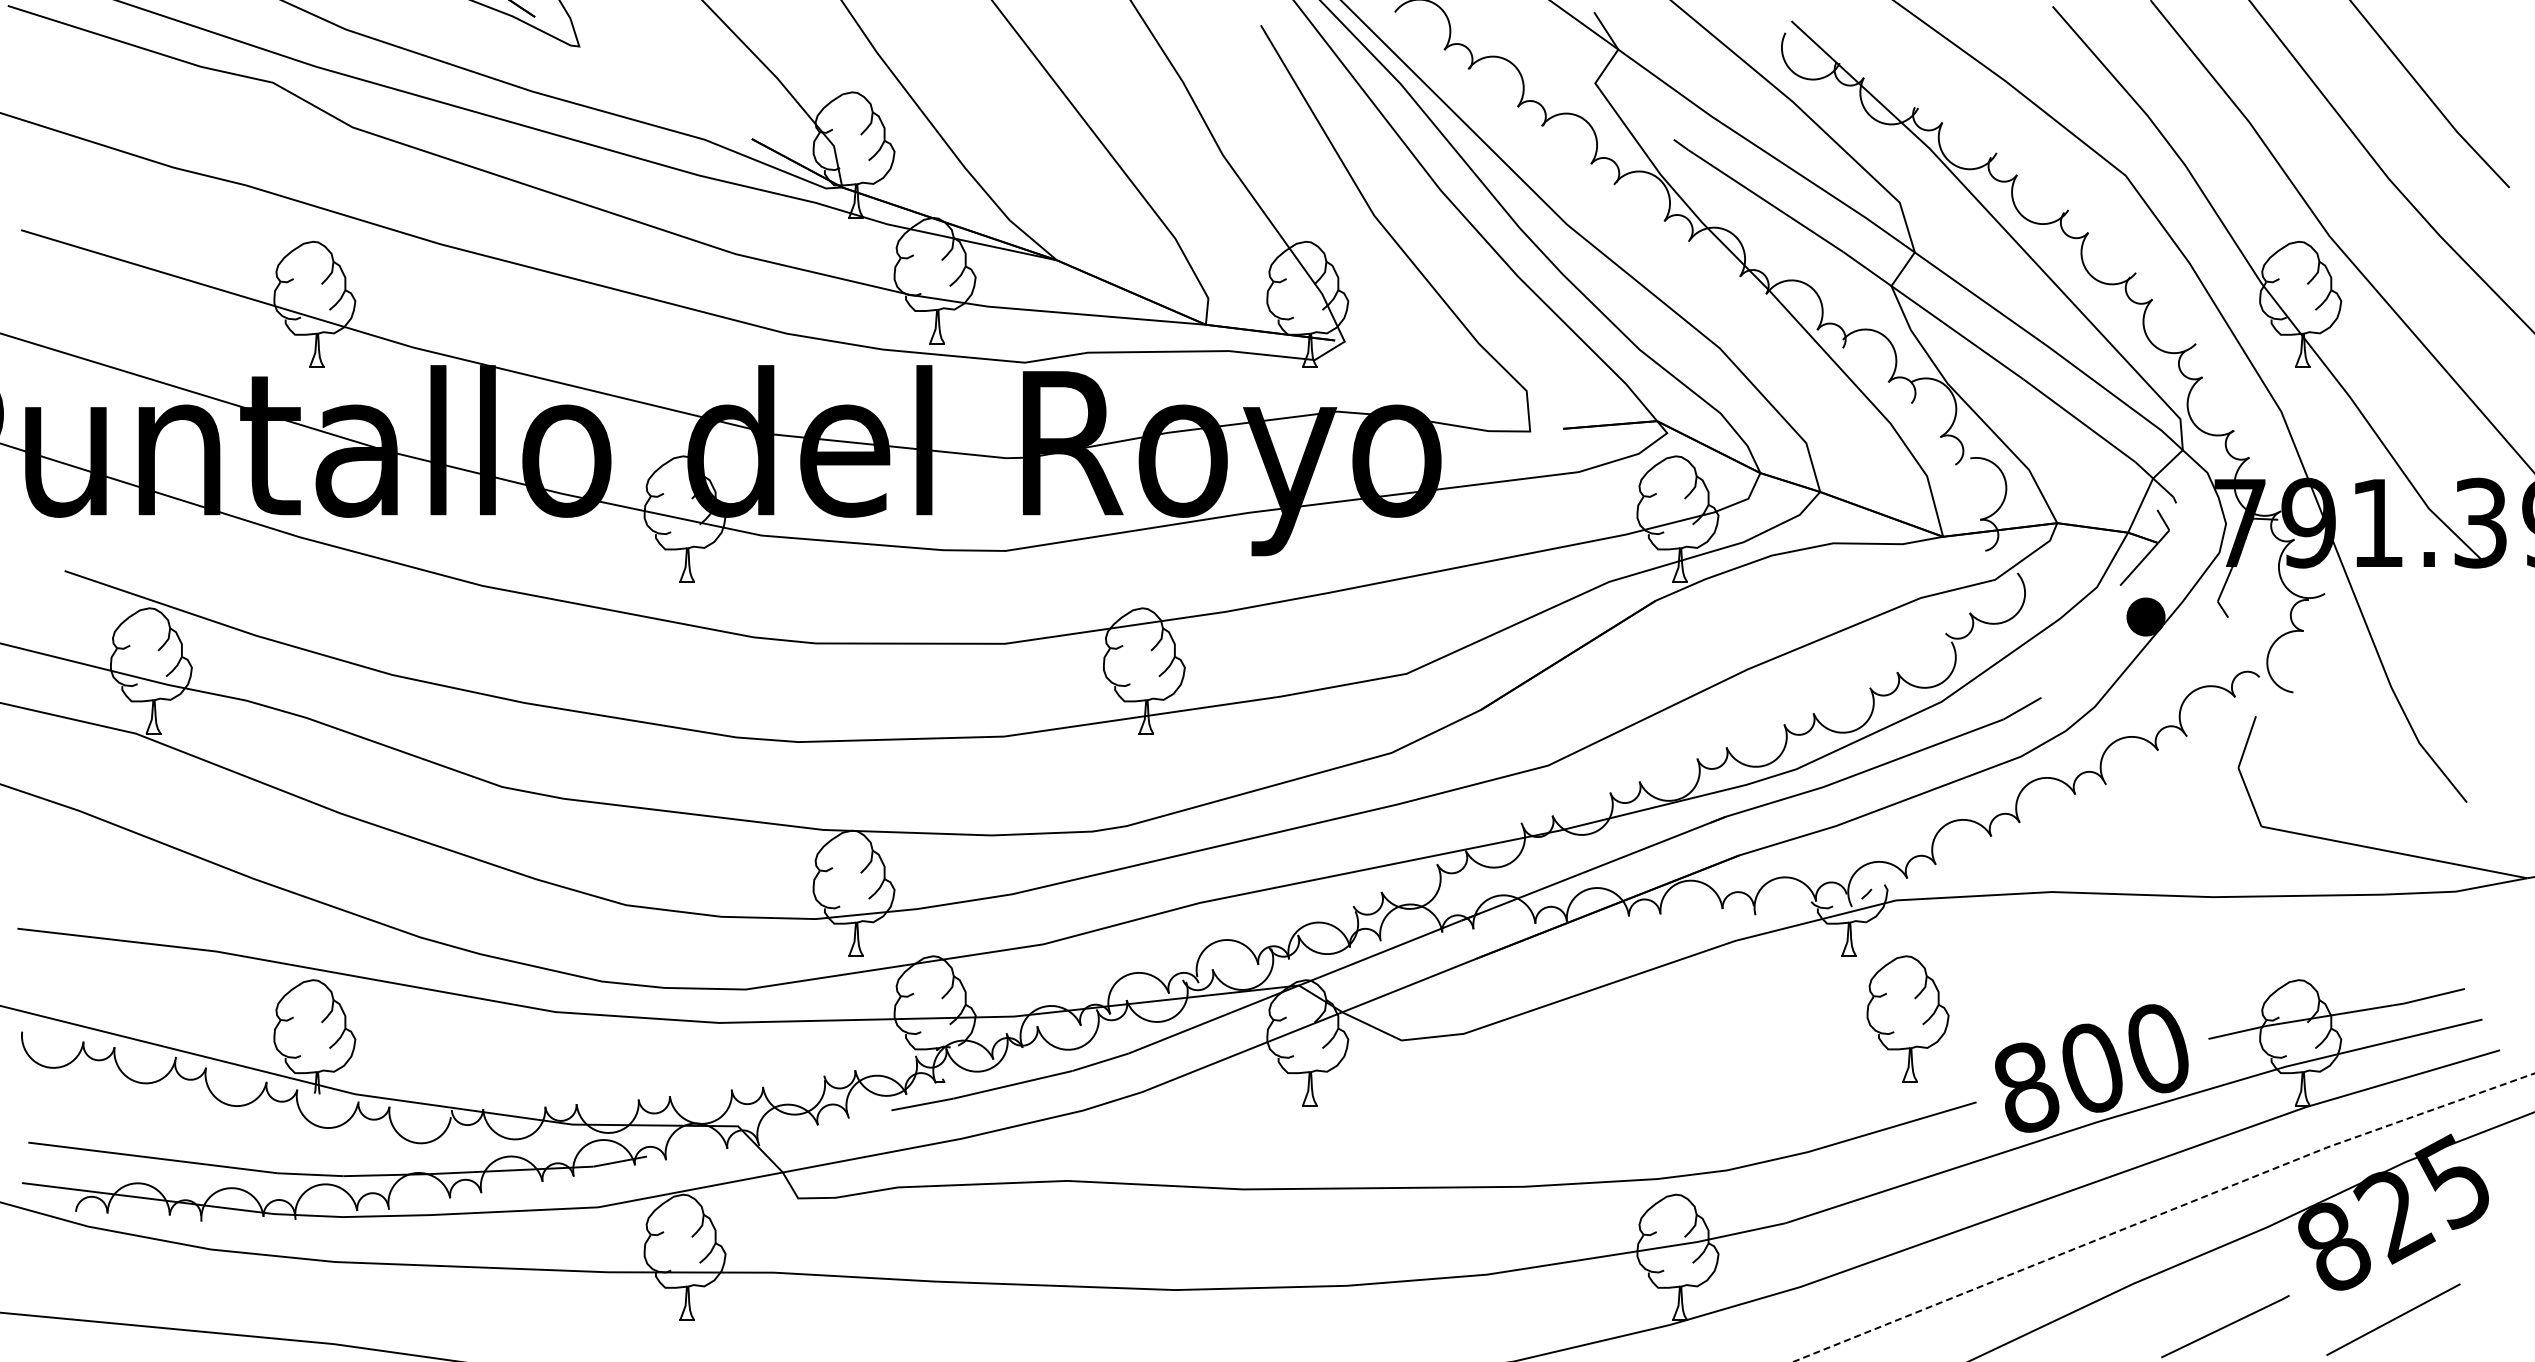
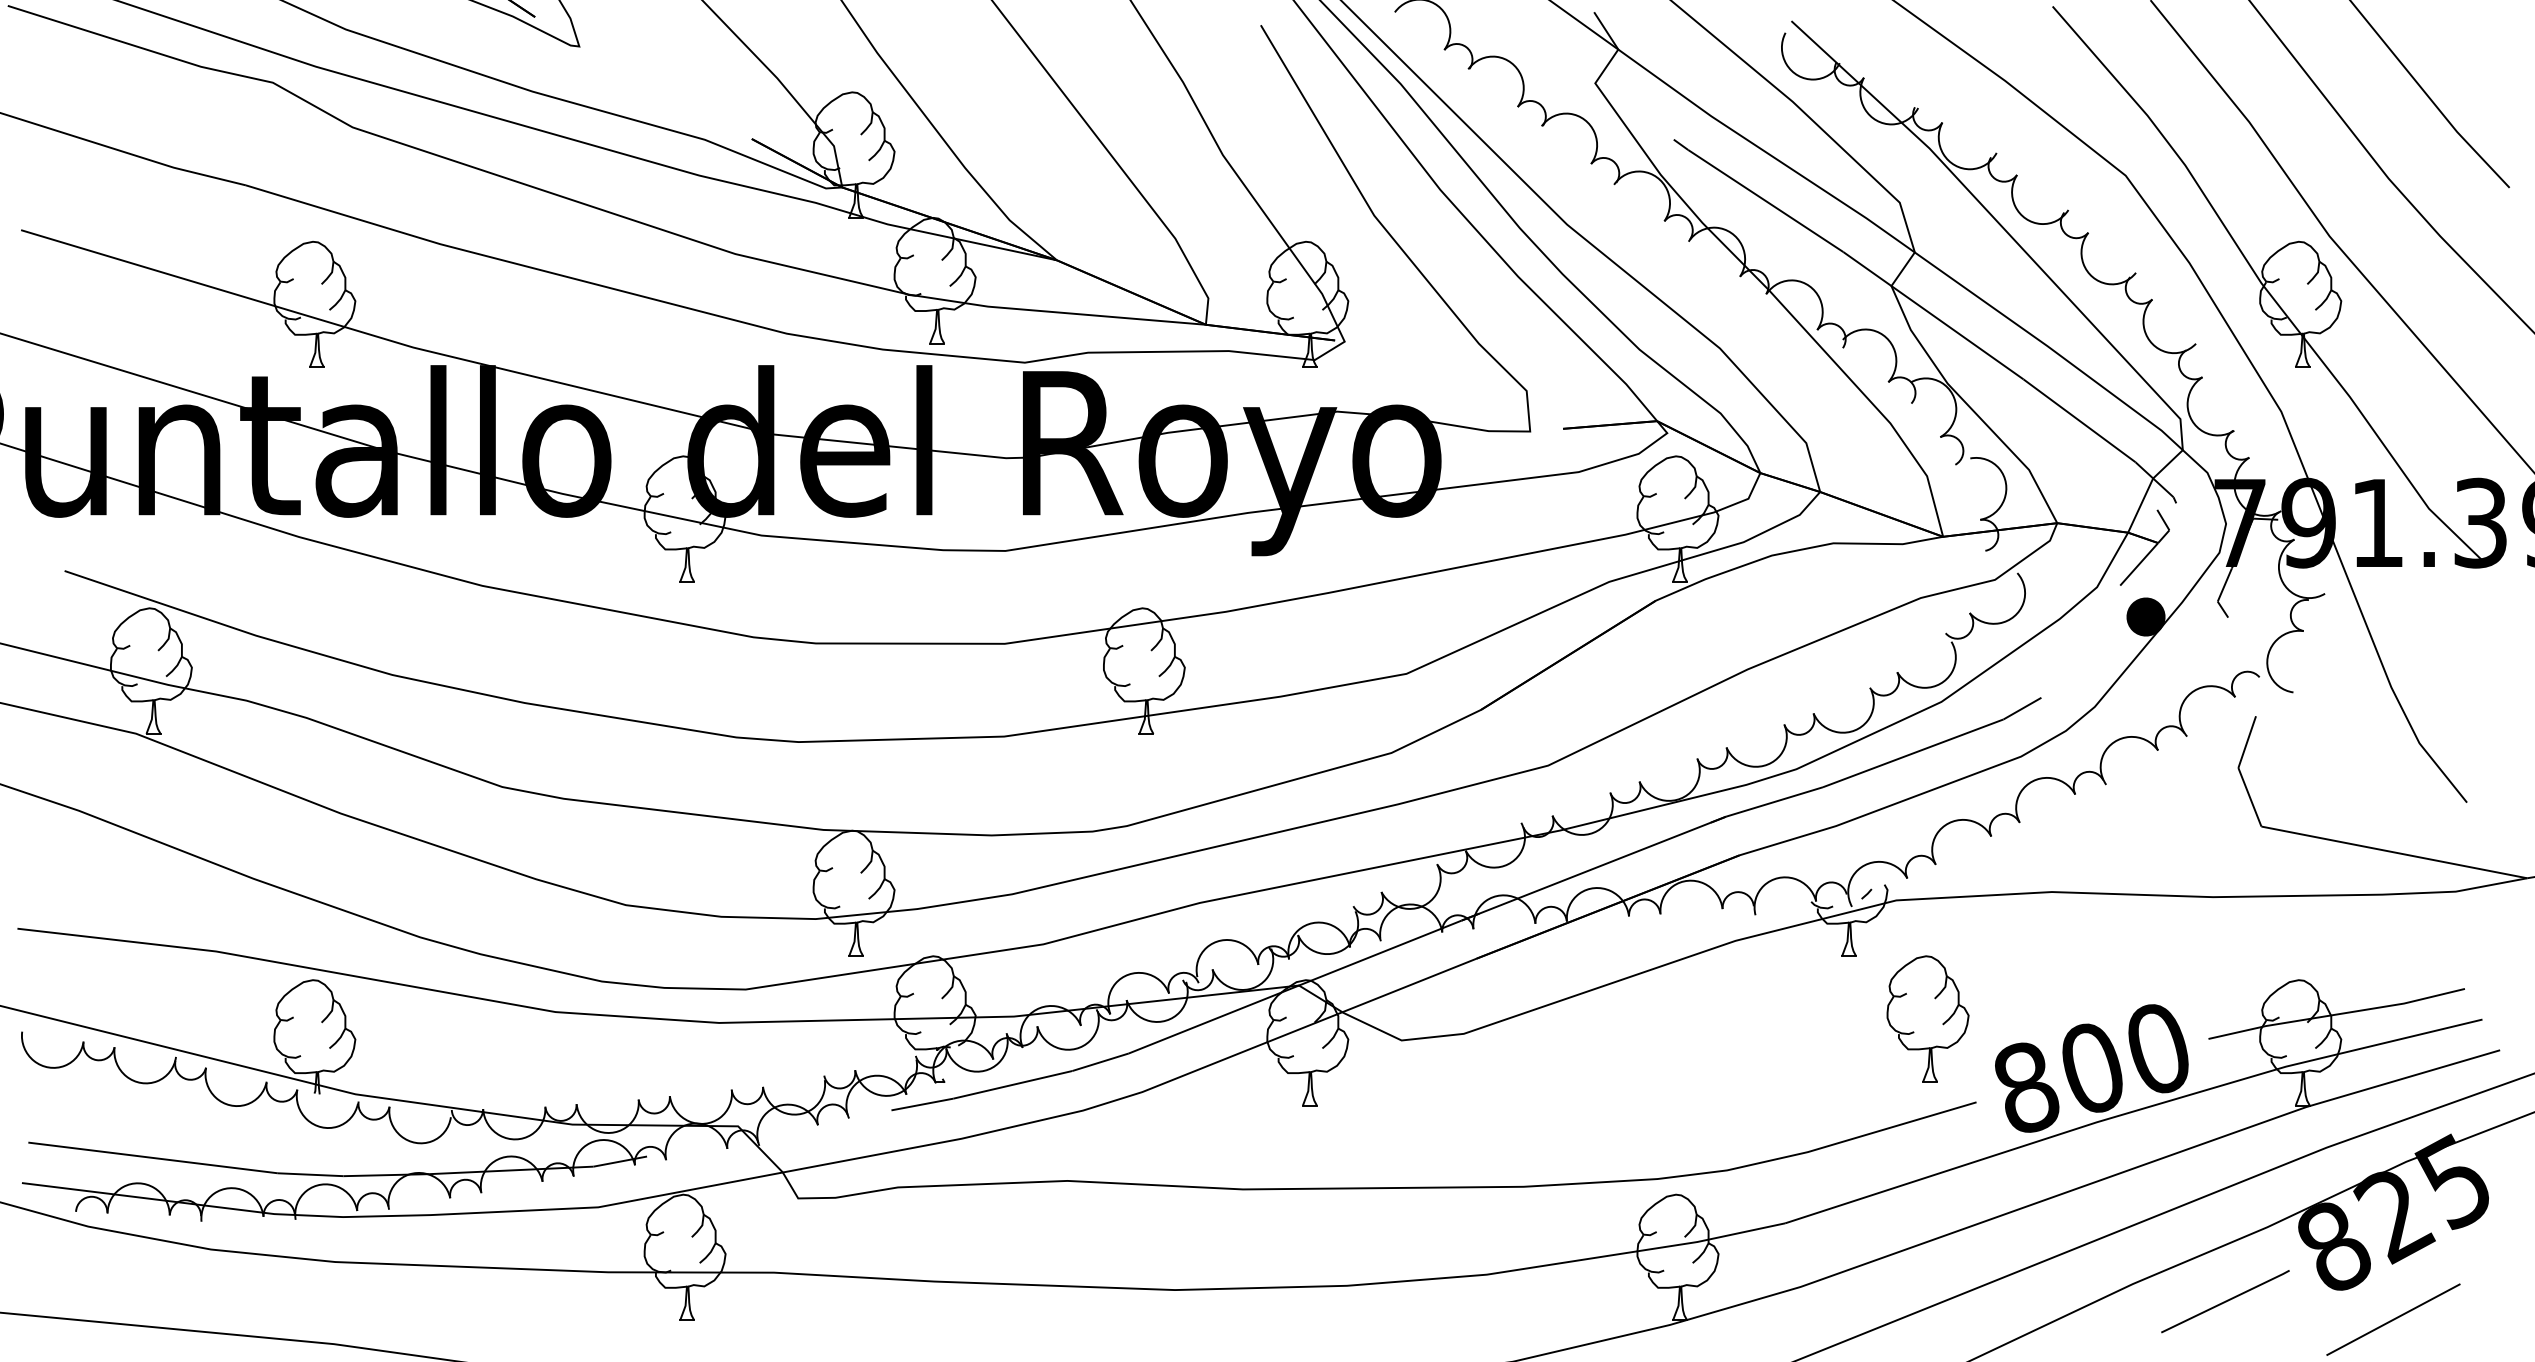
part position: (1907, 1018) -> (1927, 1018) (1927, 1018)
line: dashed -> solid (2162, 1213)
line position: (2225, 1326) -> (2225, 1301) (2225, 1301)
